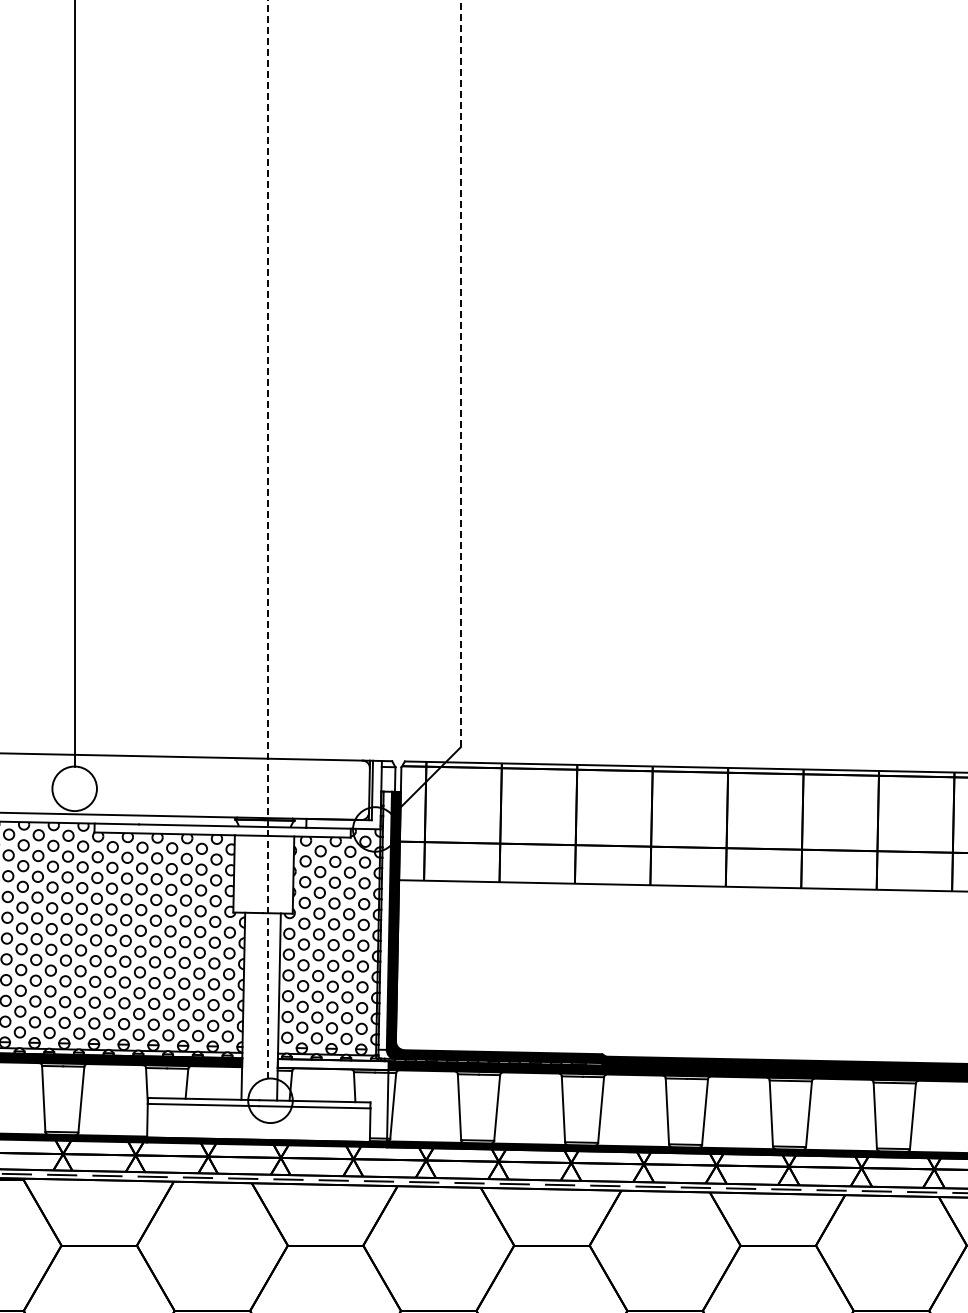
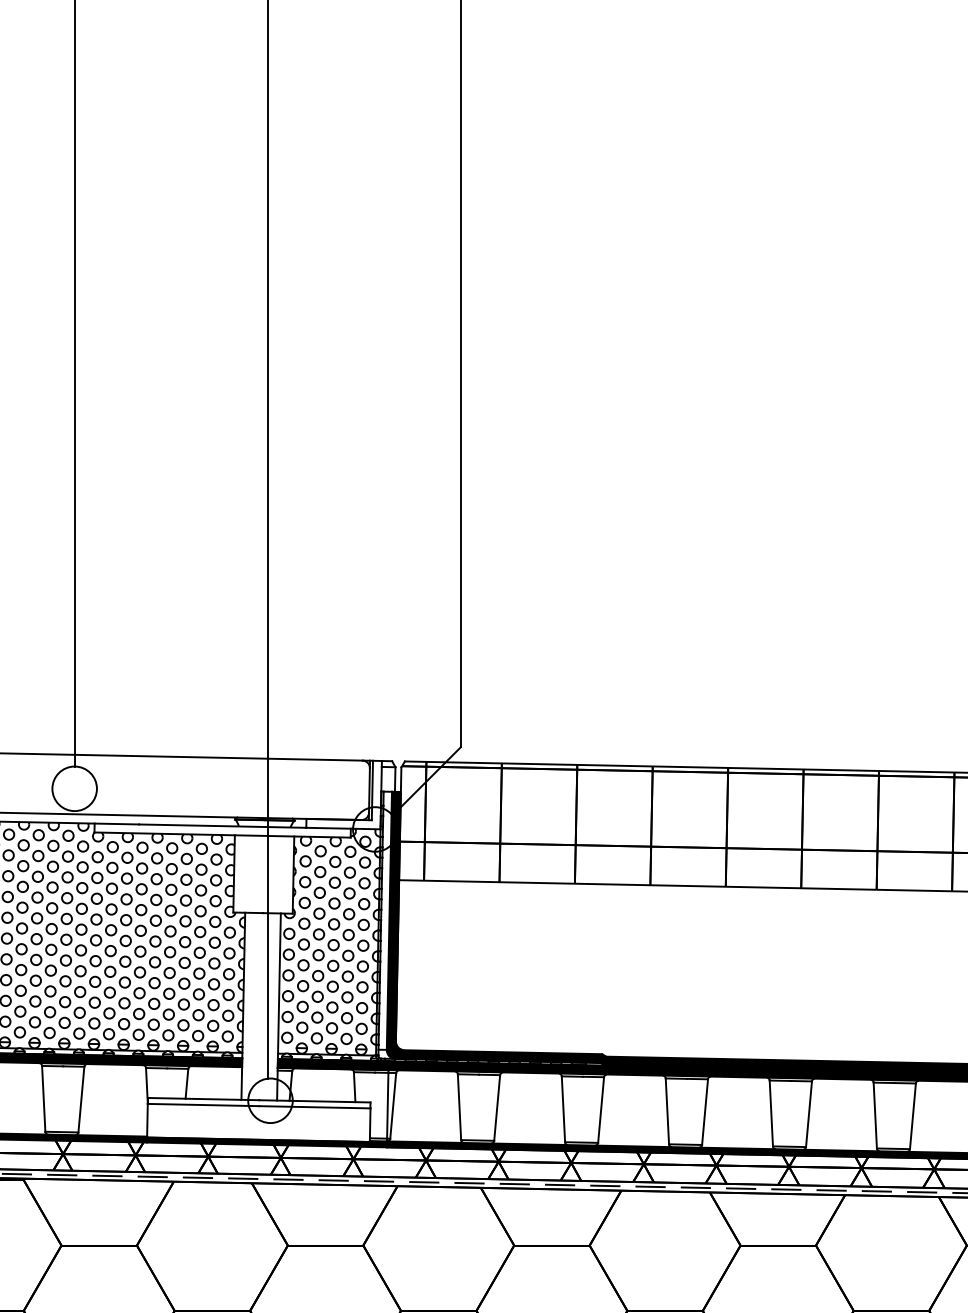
line: dashed -> solid (460, 373)
line: dashed -> solid (267, 539)
fill: none -> present (332, 1064)
